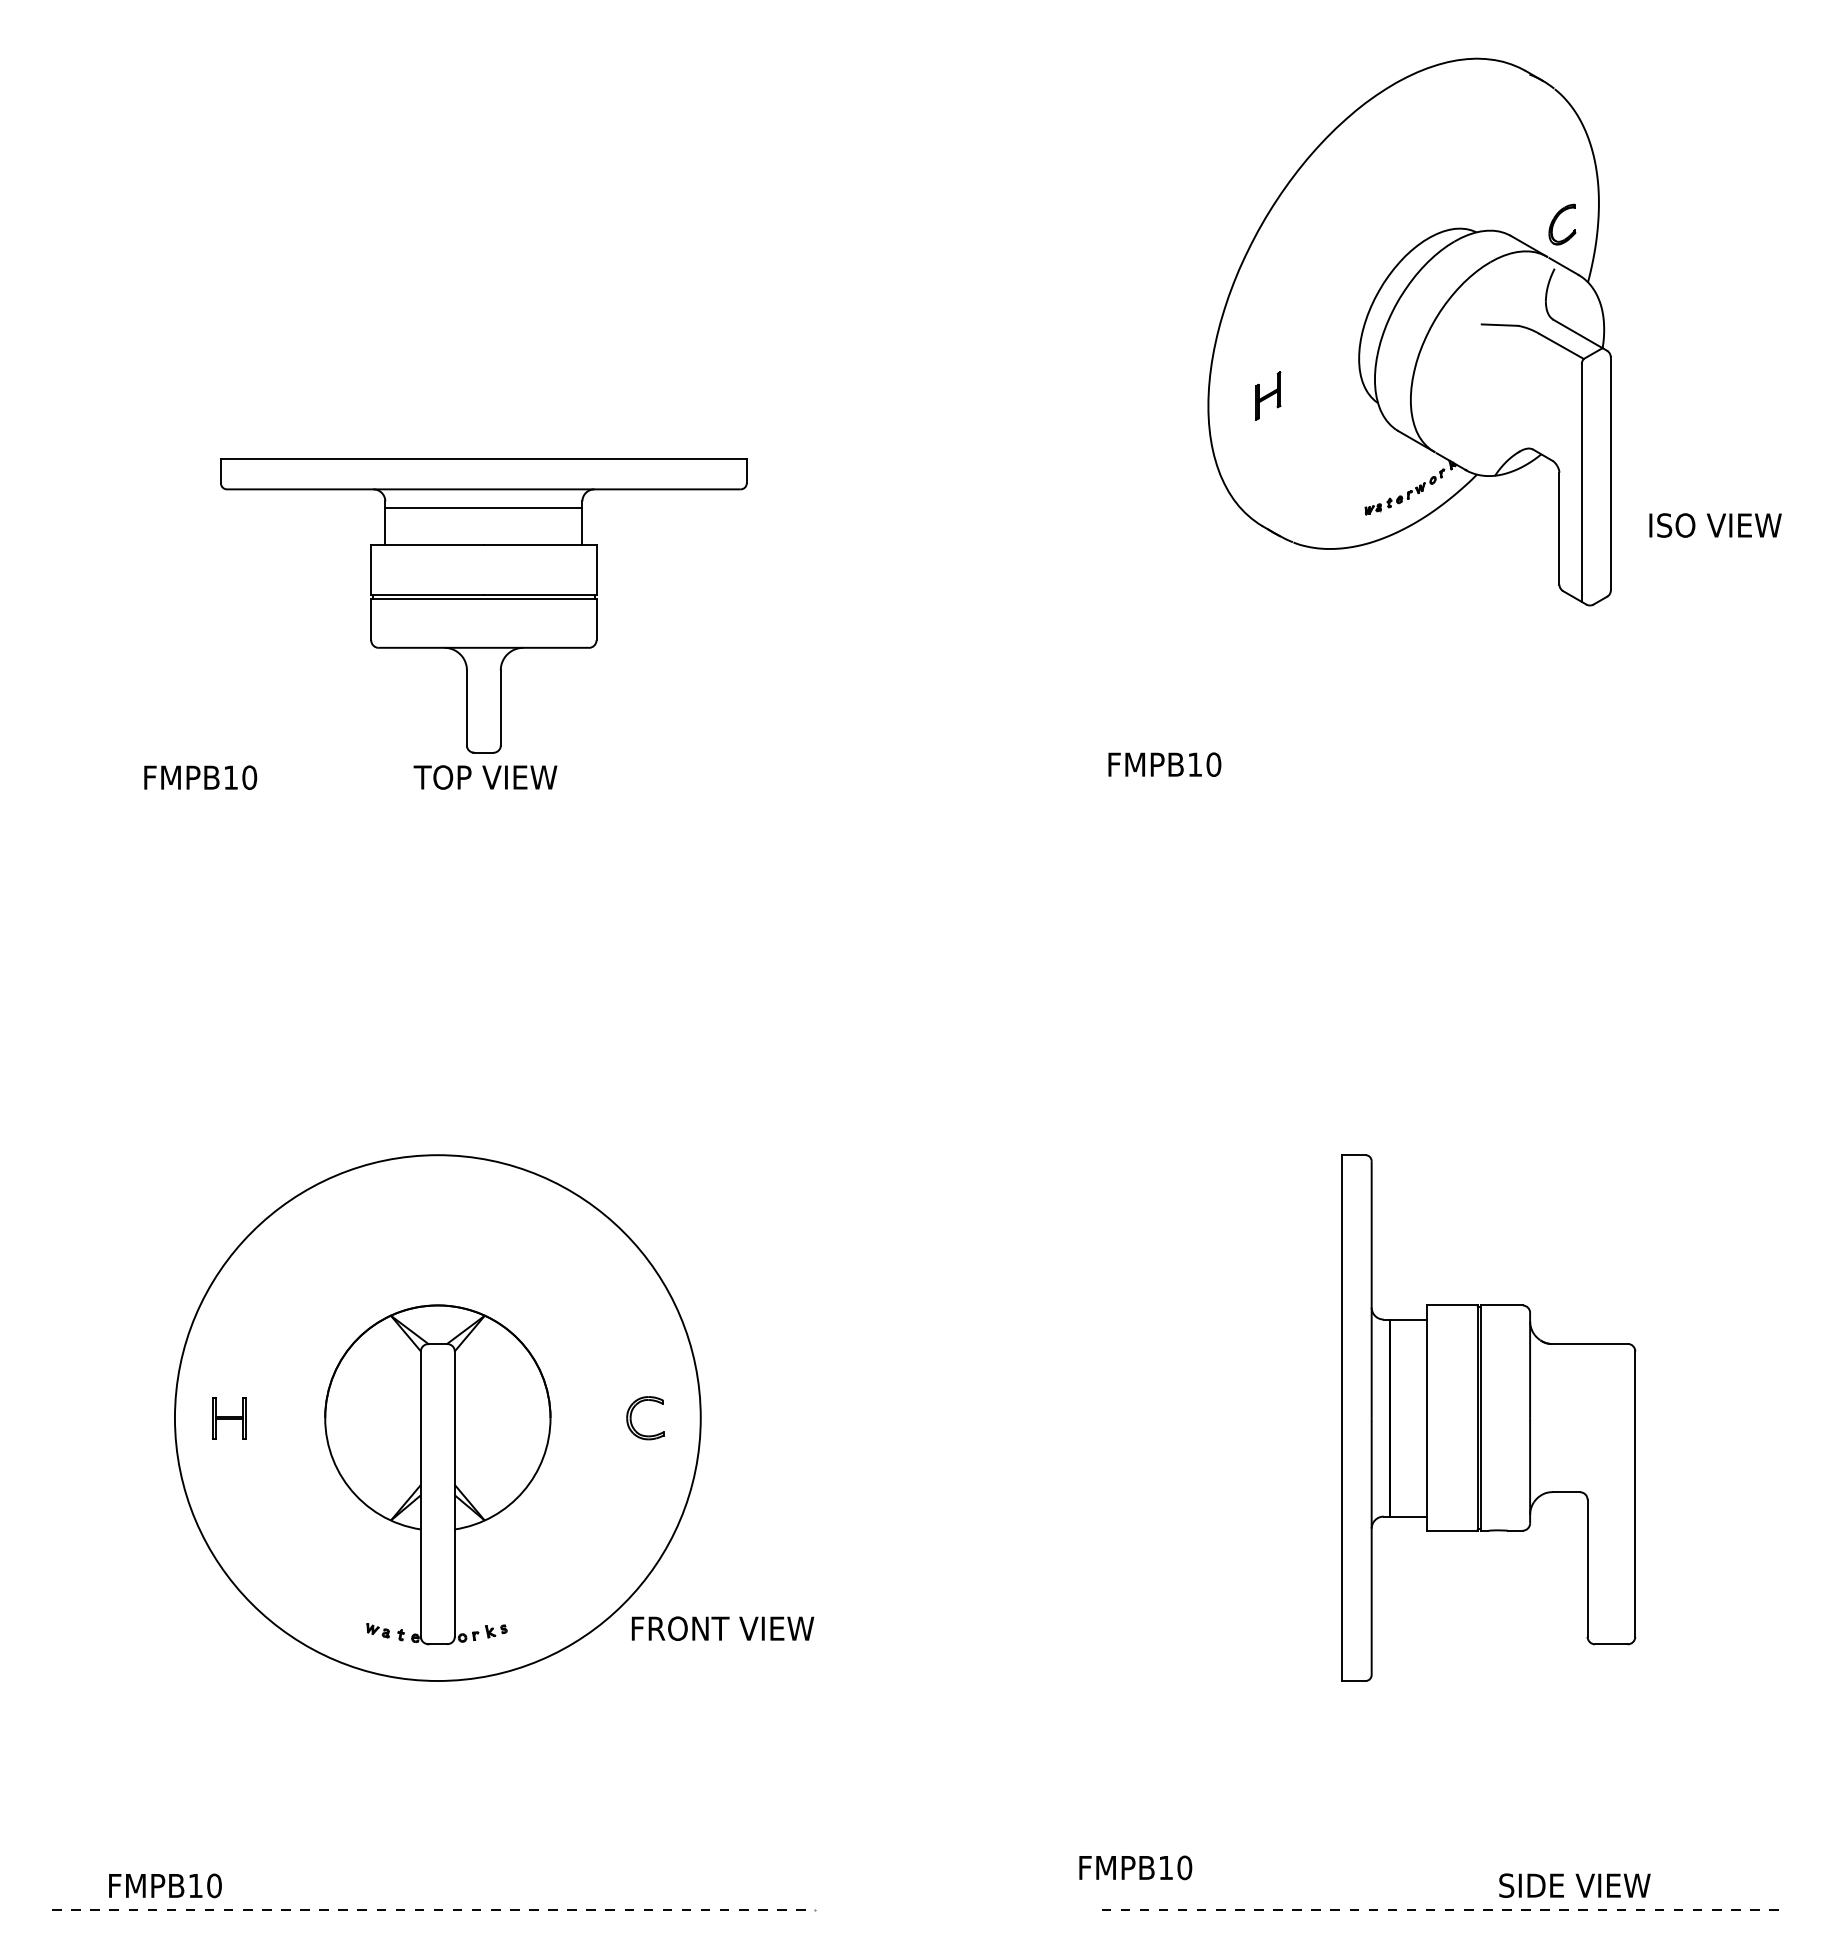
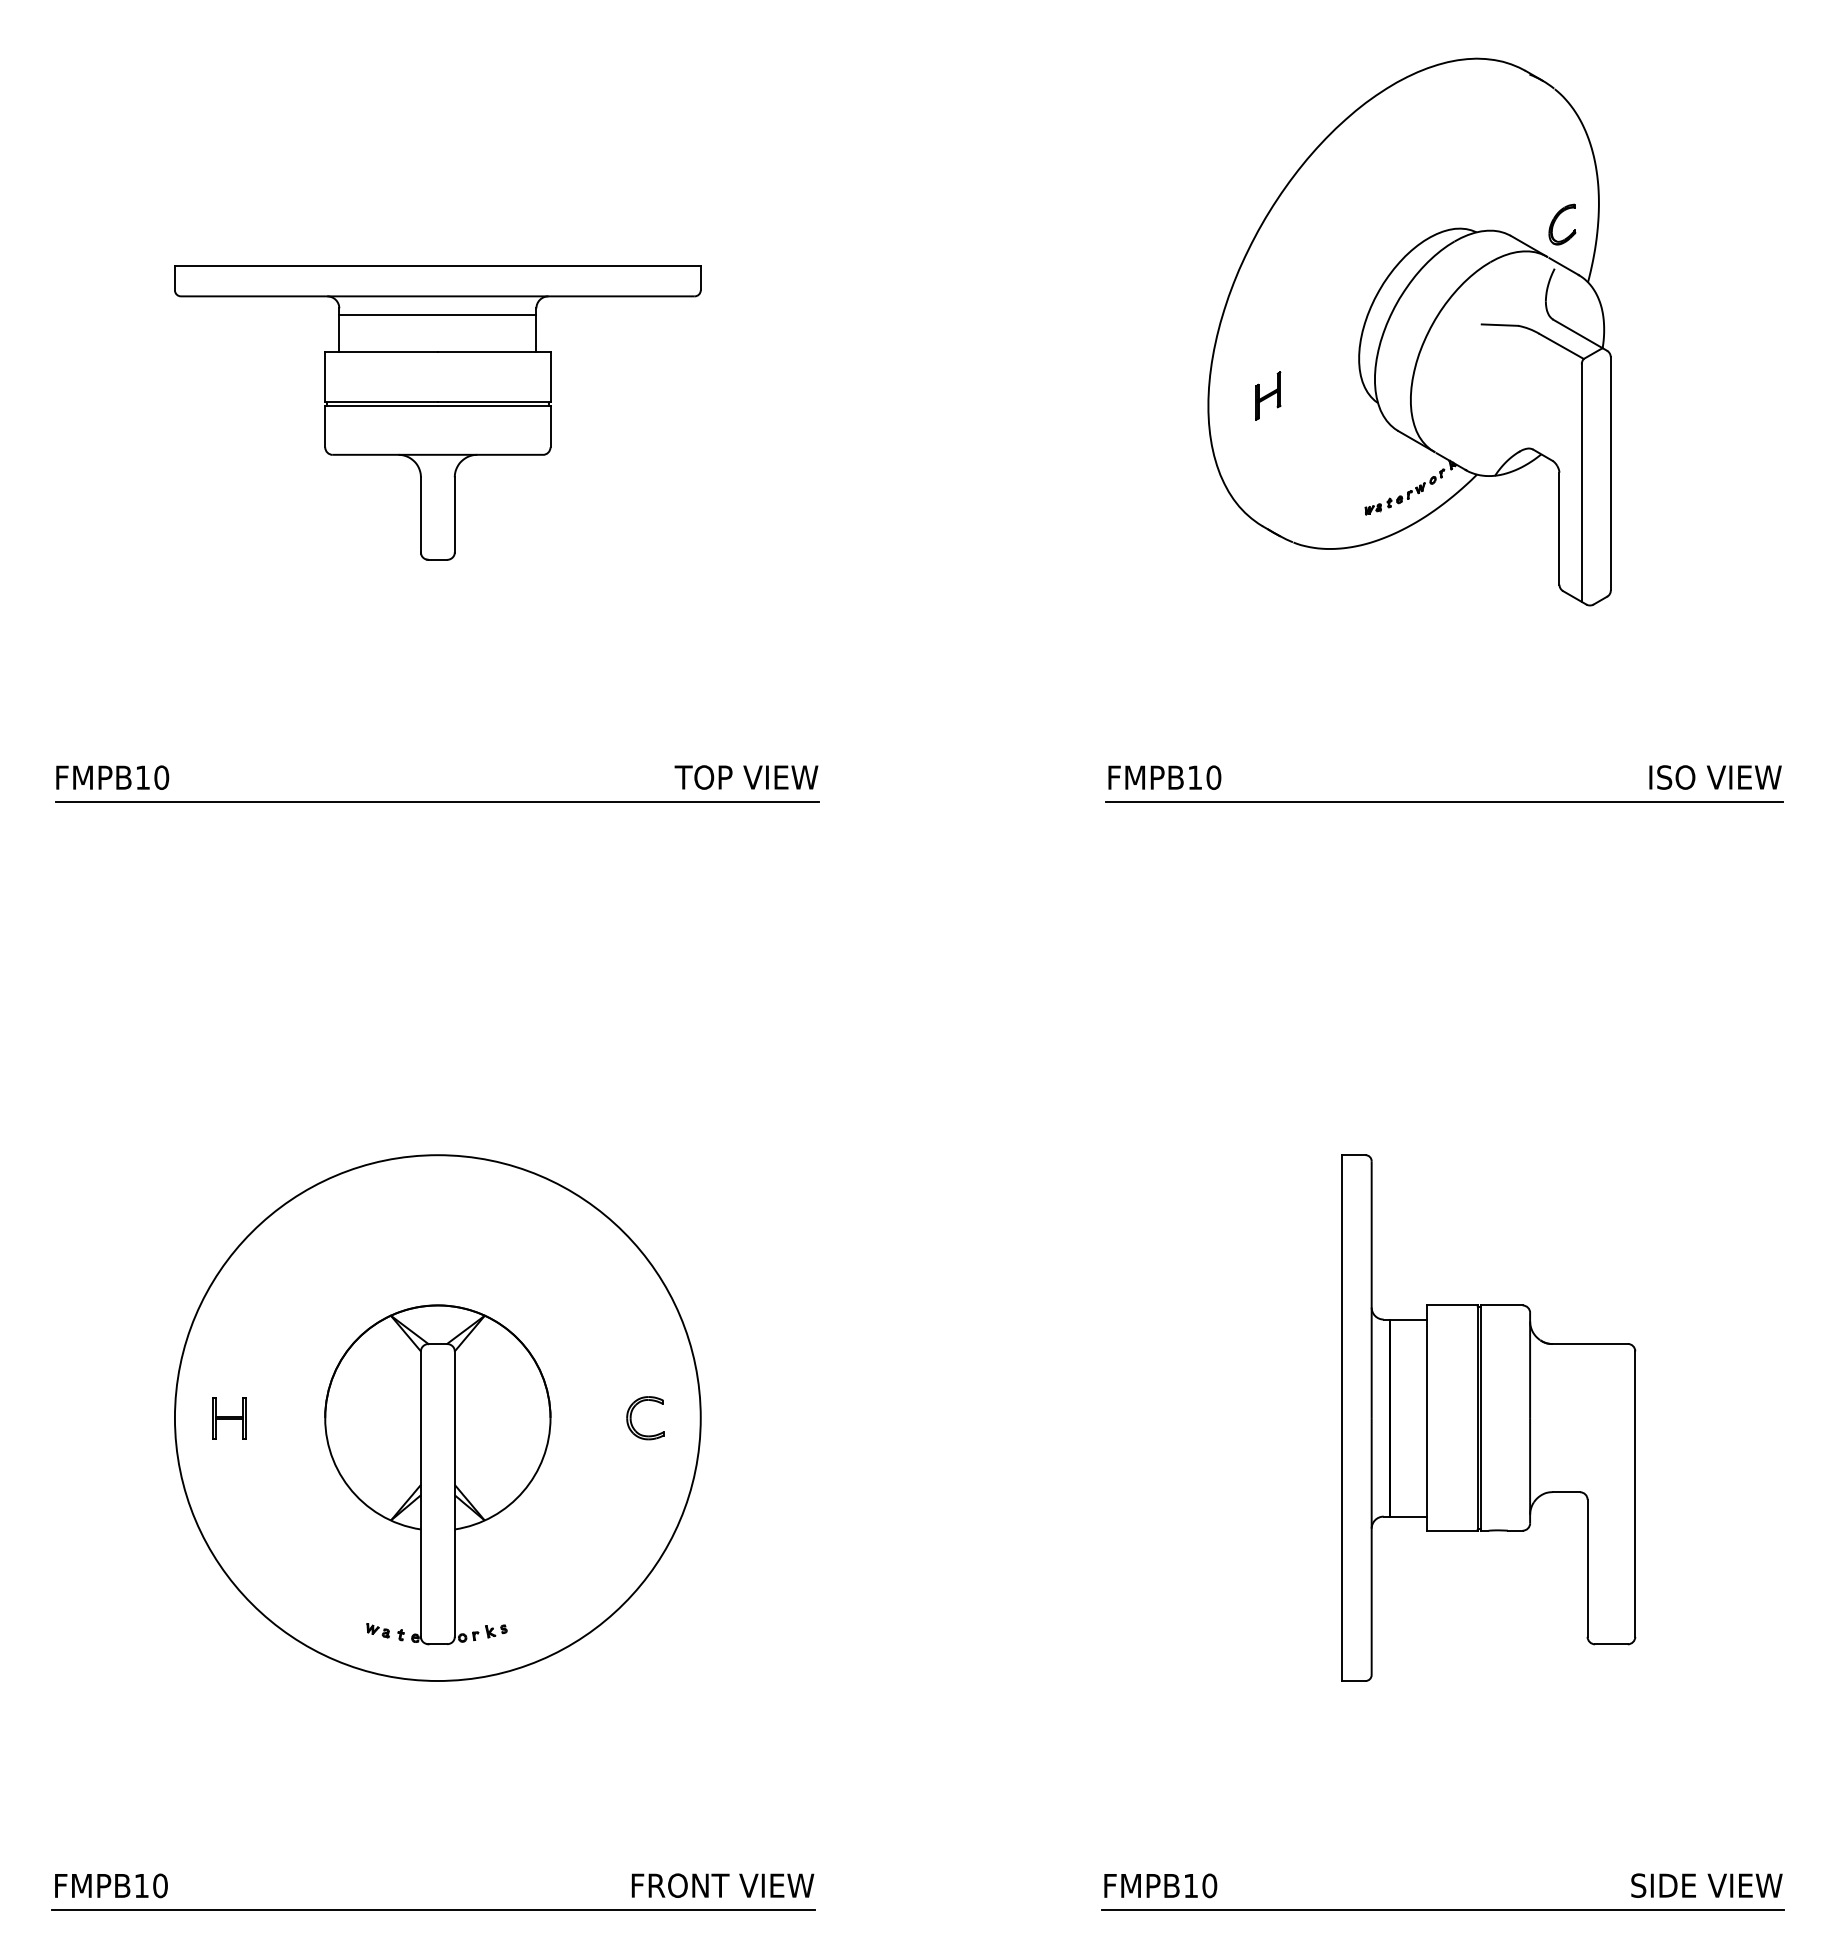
text position: (1715, 525) -> (1715, 777) (1715, 777)
part position: (483, 605) -> (437, 412) (437, 412)
text position: (1164, 764) -> (1164, 777) (1164, 777)
text position: (200, 777) -> (112, 777) (112, 777)
text position: (485, 777) -> (746, 777) (746, 777)
line: none -> present (437, 801)
line: none -> present (1443, 801)
text position: (722, 1628) -> (722, 1885) (722, 1885)
text position: (1135, 1867) -> (1160, 1885) (1160, 1885)
text position: (165, 1885) -> (111, 1885) (111, 1885)
text position: (1574, 1885) -> (1706, 1885) (1706, 1885)
line: dashed -> solid (433, 1909)
line: dashed -> solid (1443, 1909)
